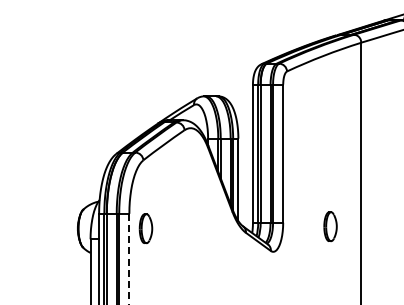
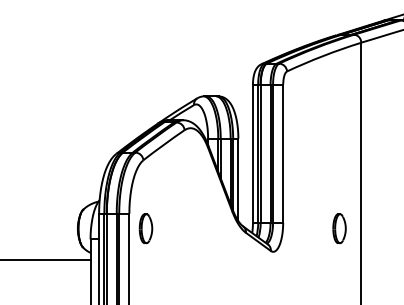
part position: (330, 226) -> (339, 228) (339, 228)
line: dashed -> solid (129, 259)
line: none -> present (46, 260)
